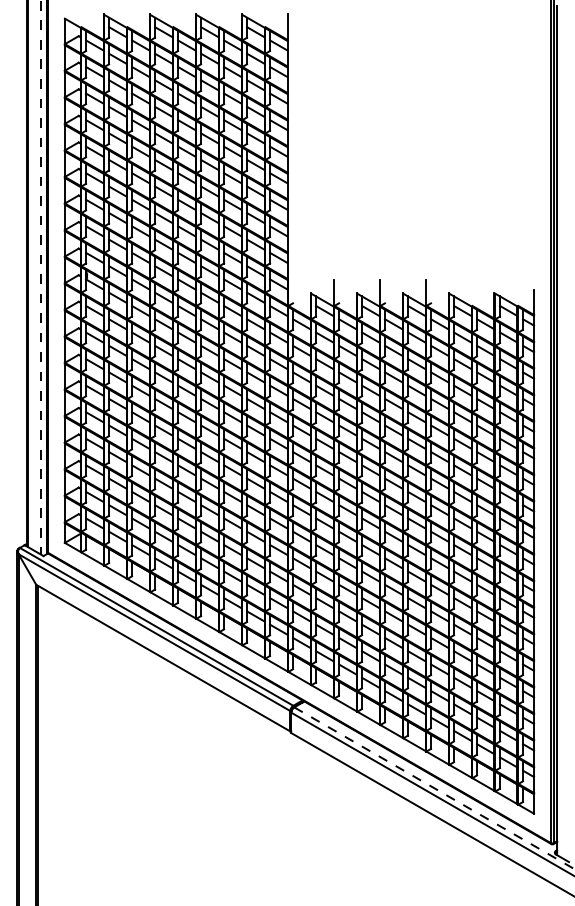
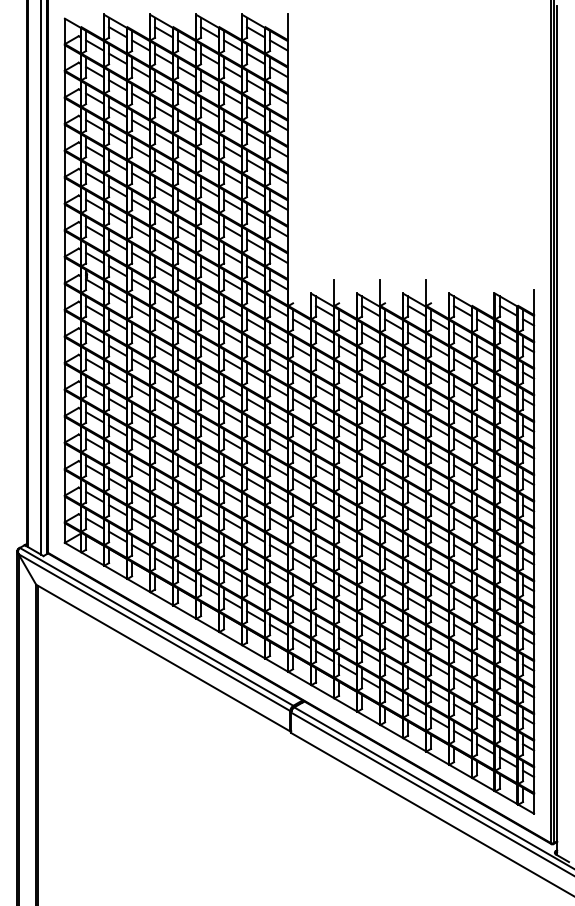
line: dashed -> solid (40, 277)
line: dashed -> solid (434, 788)
